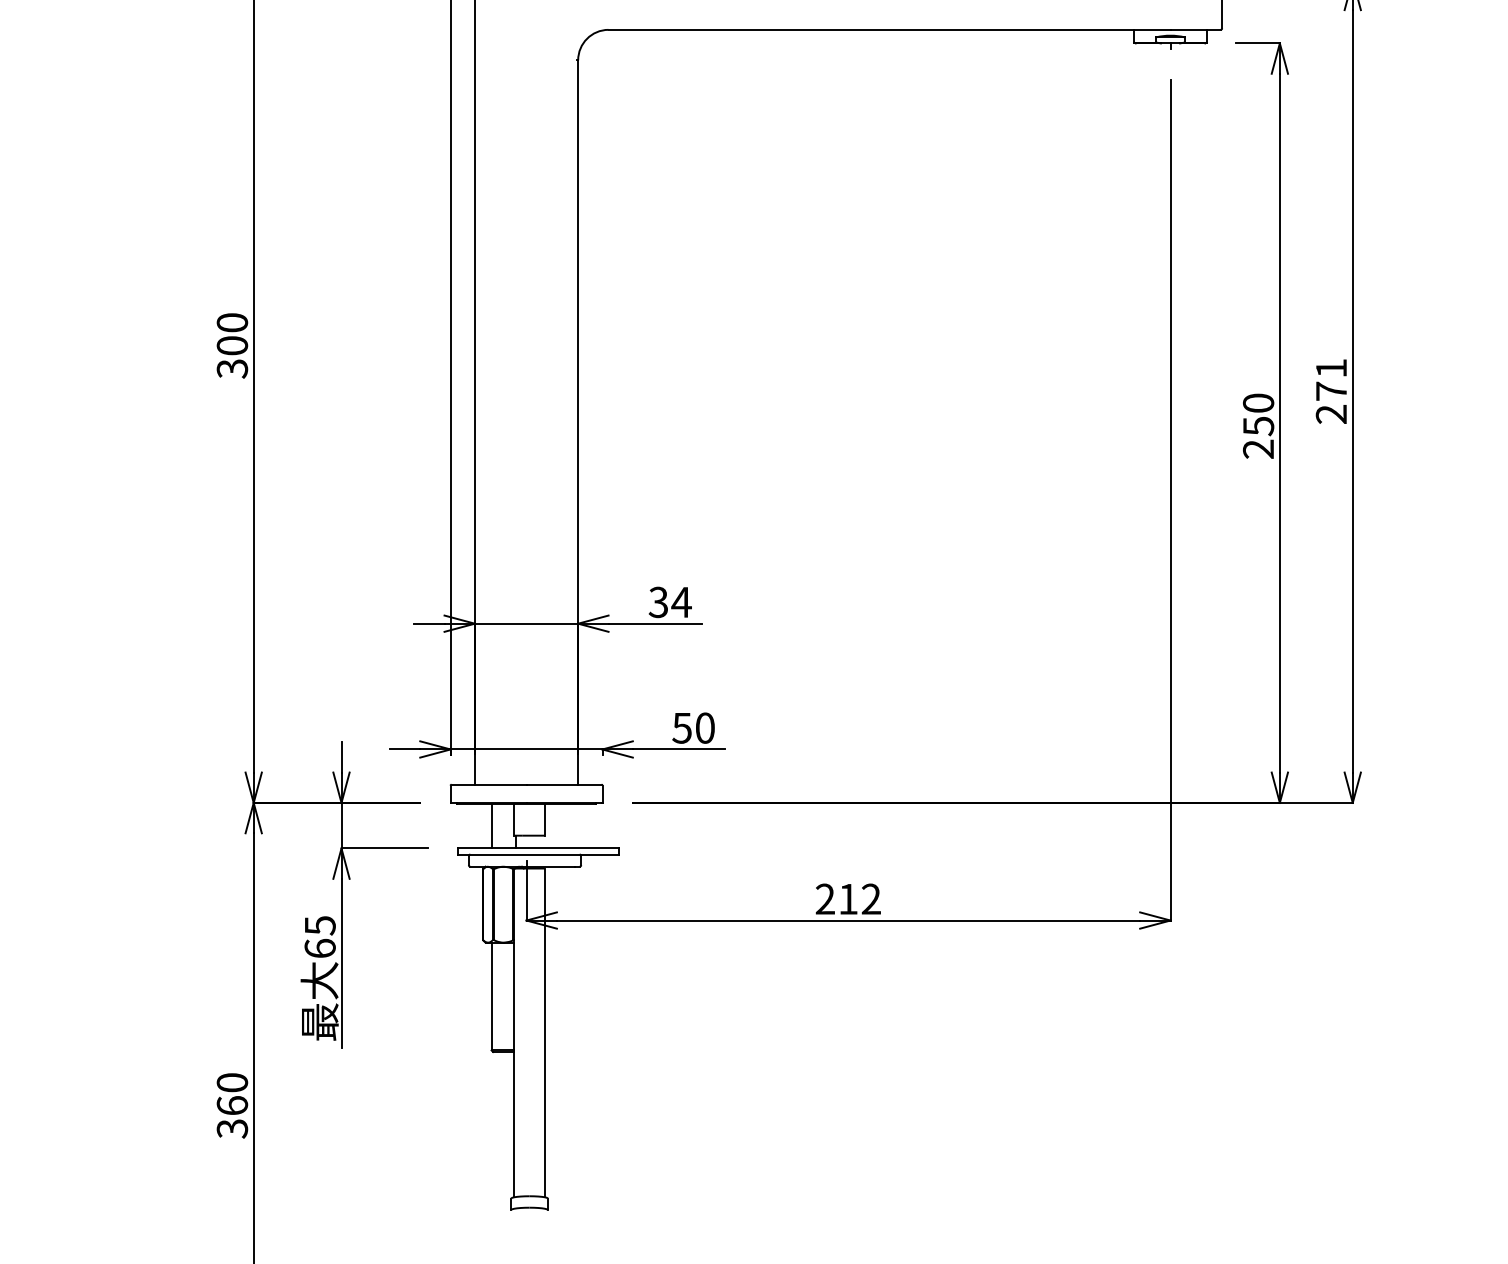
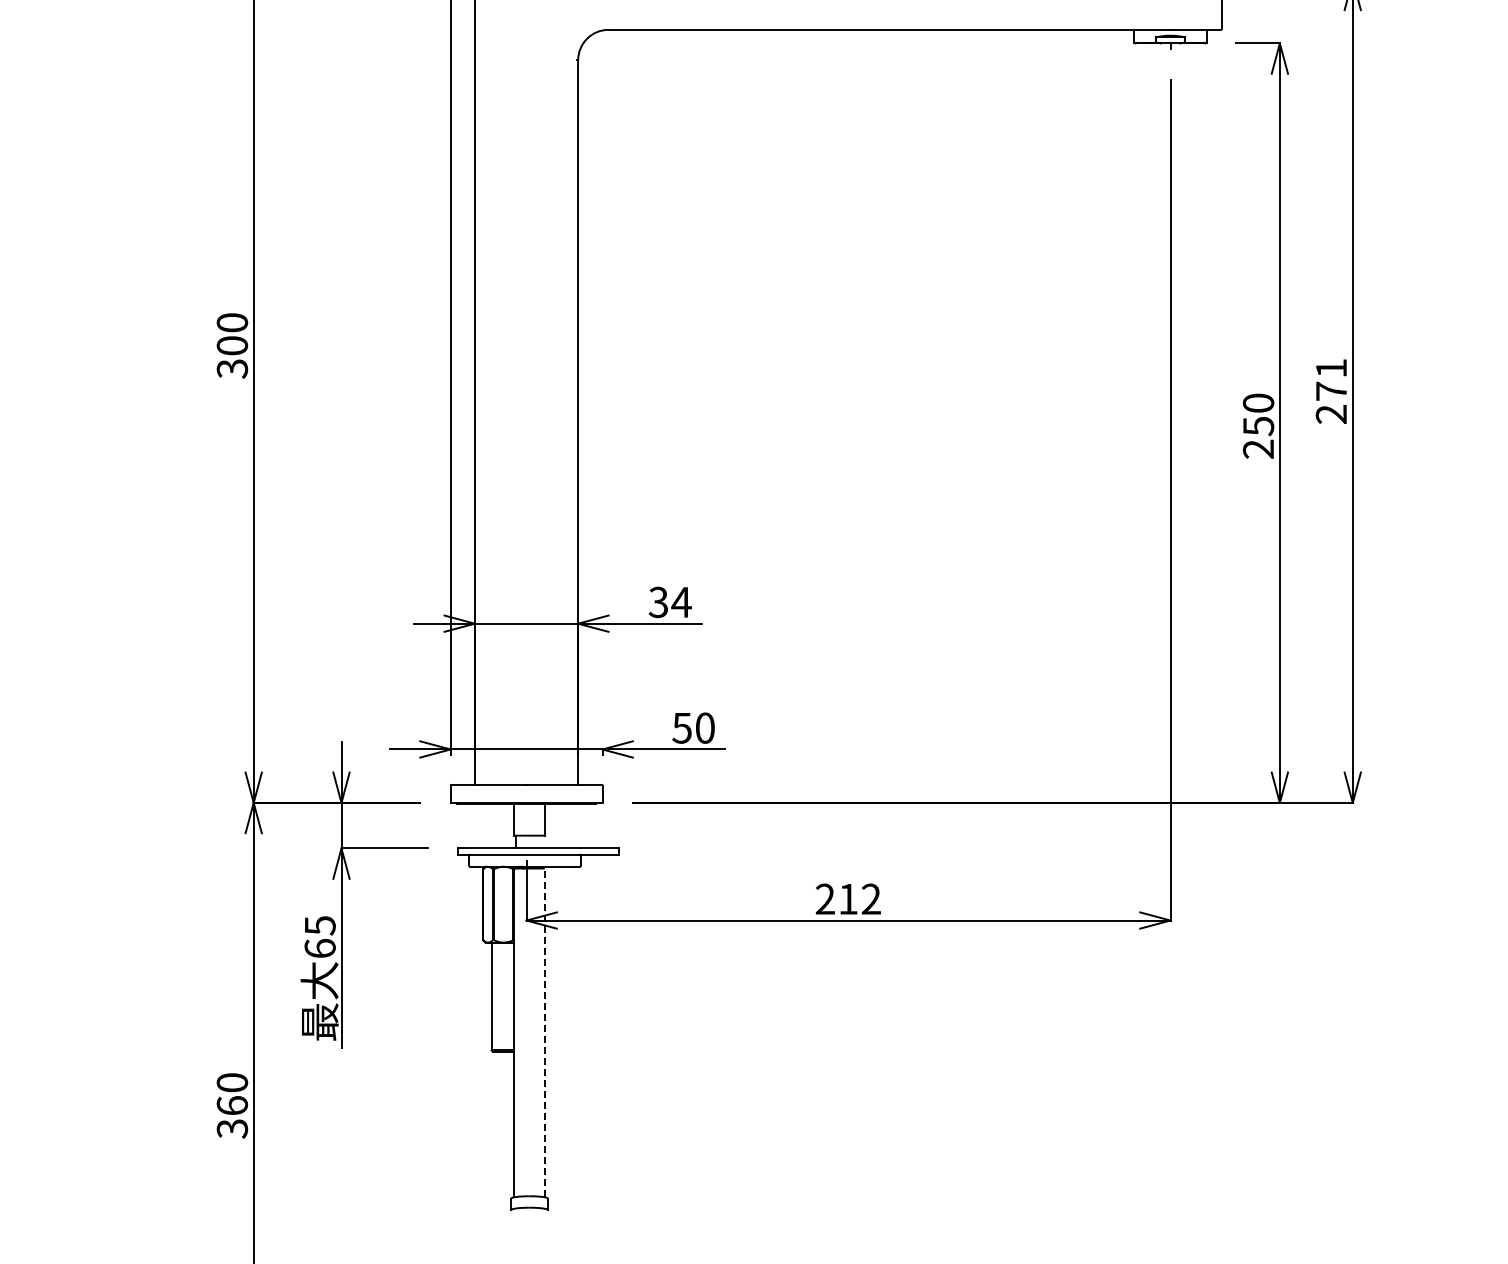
line: present -> none (491, 826)
line: solid -> dashed (544, 1032)
